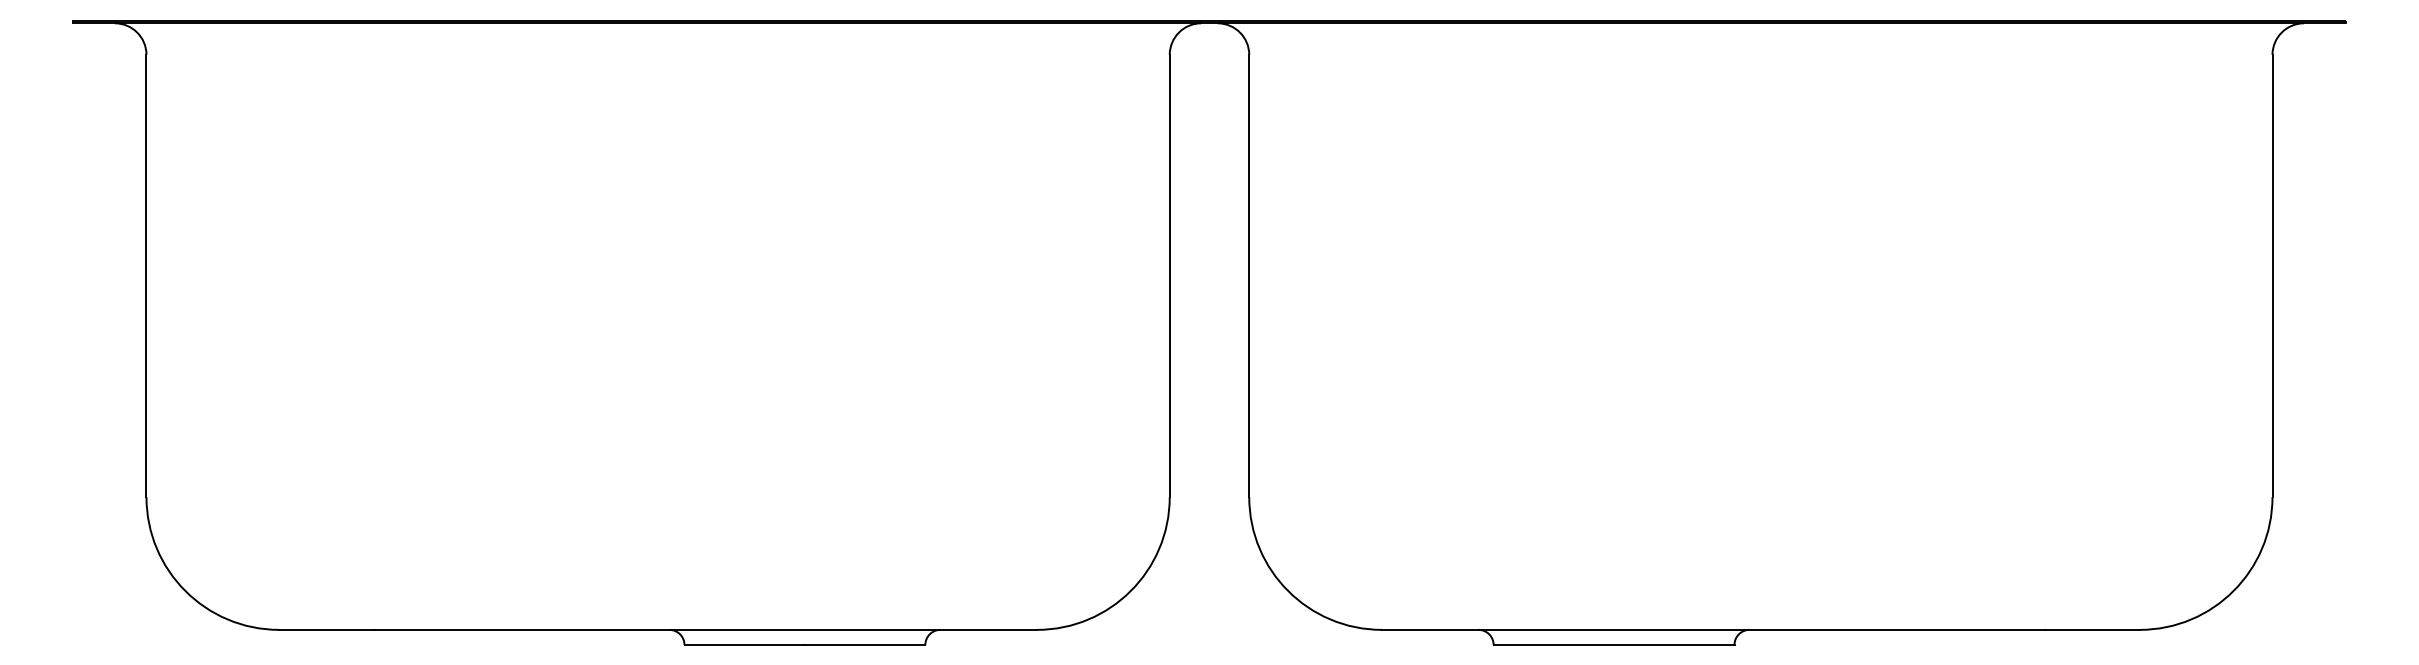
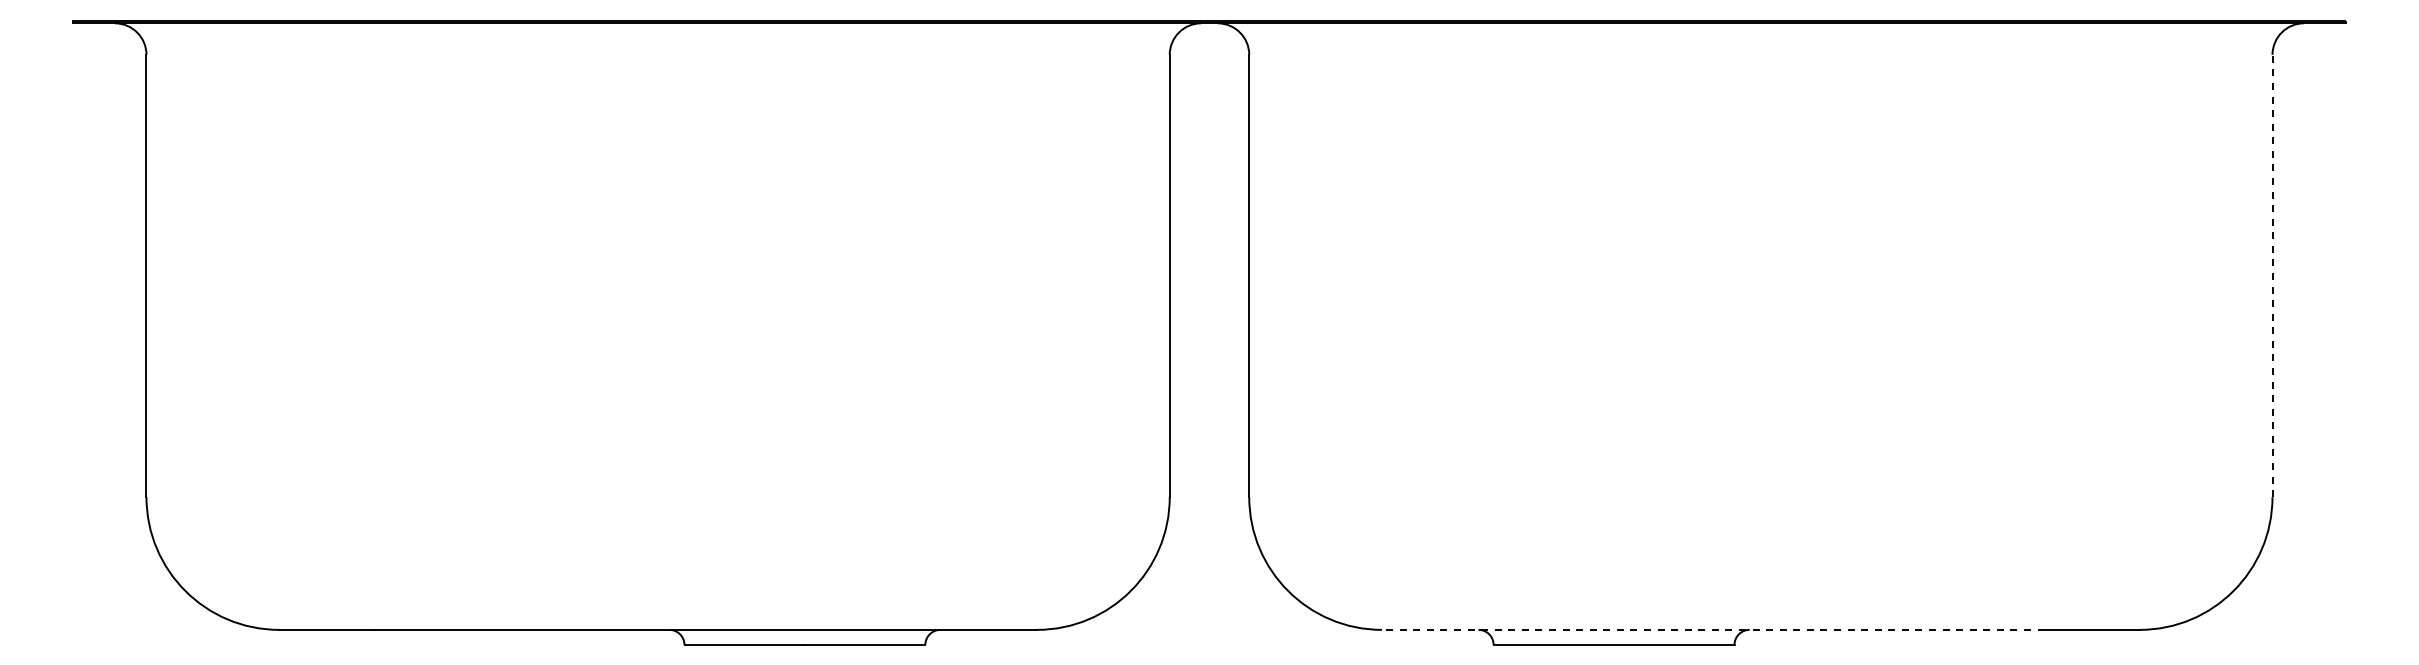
line: solid -> dashed (2272, 275)
line: solid -> dashed (1712, 629)
